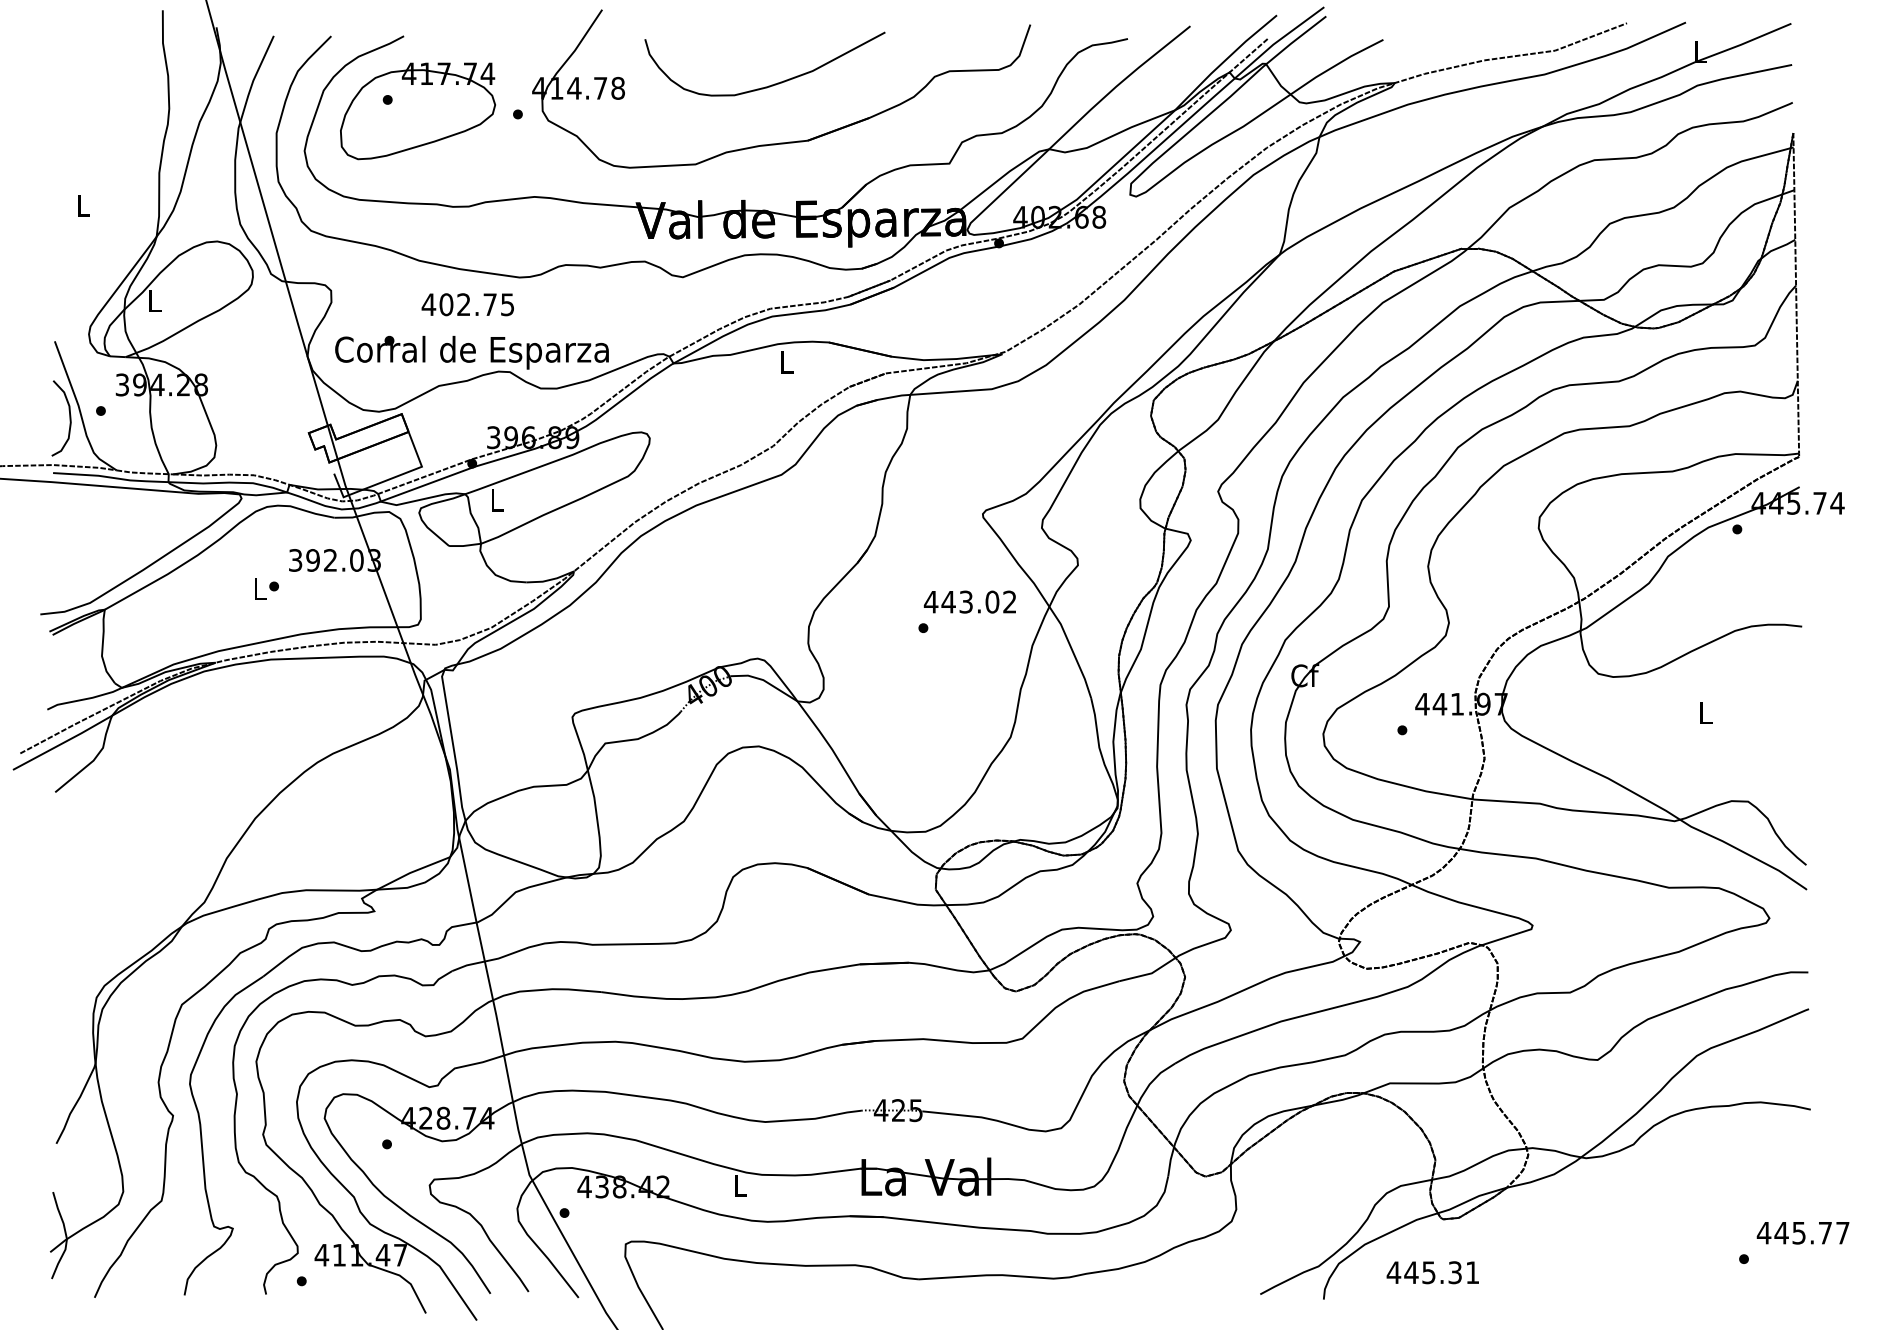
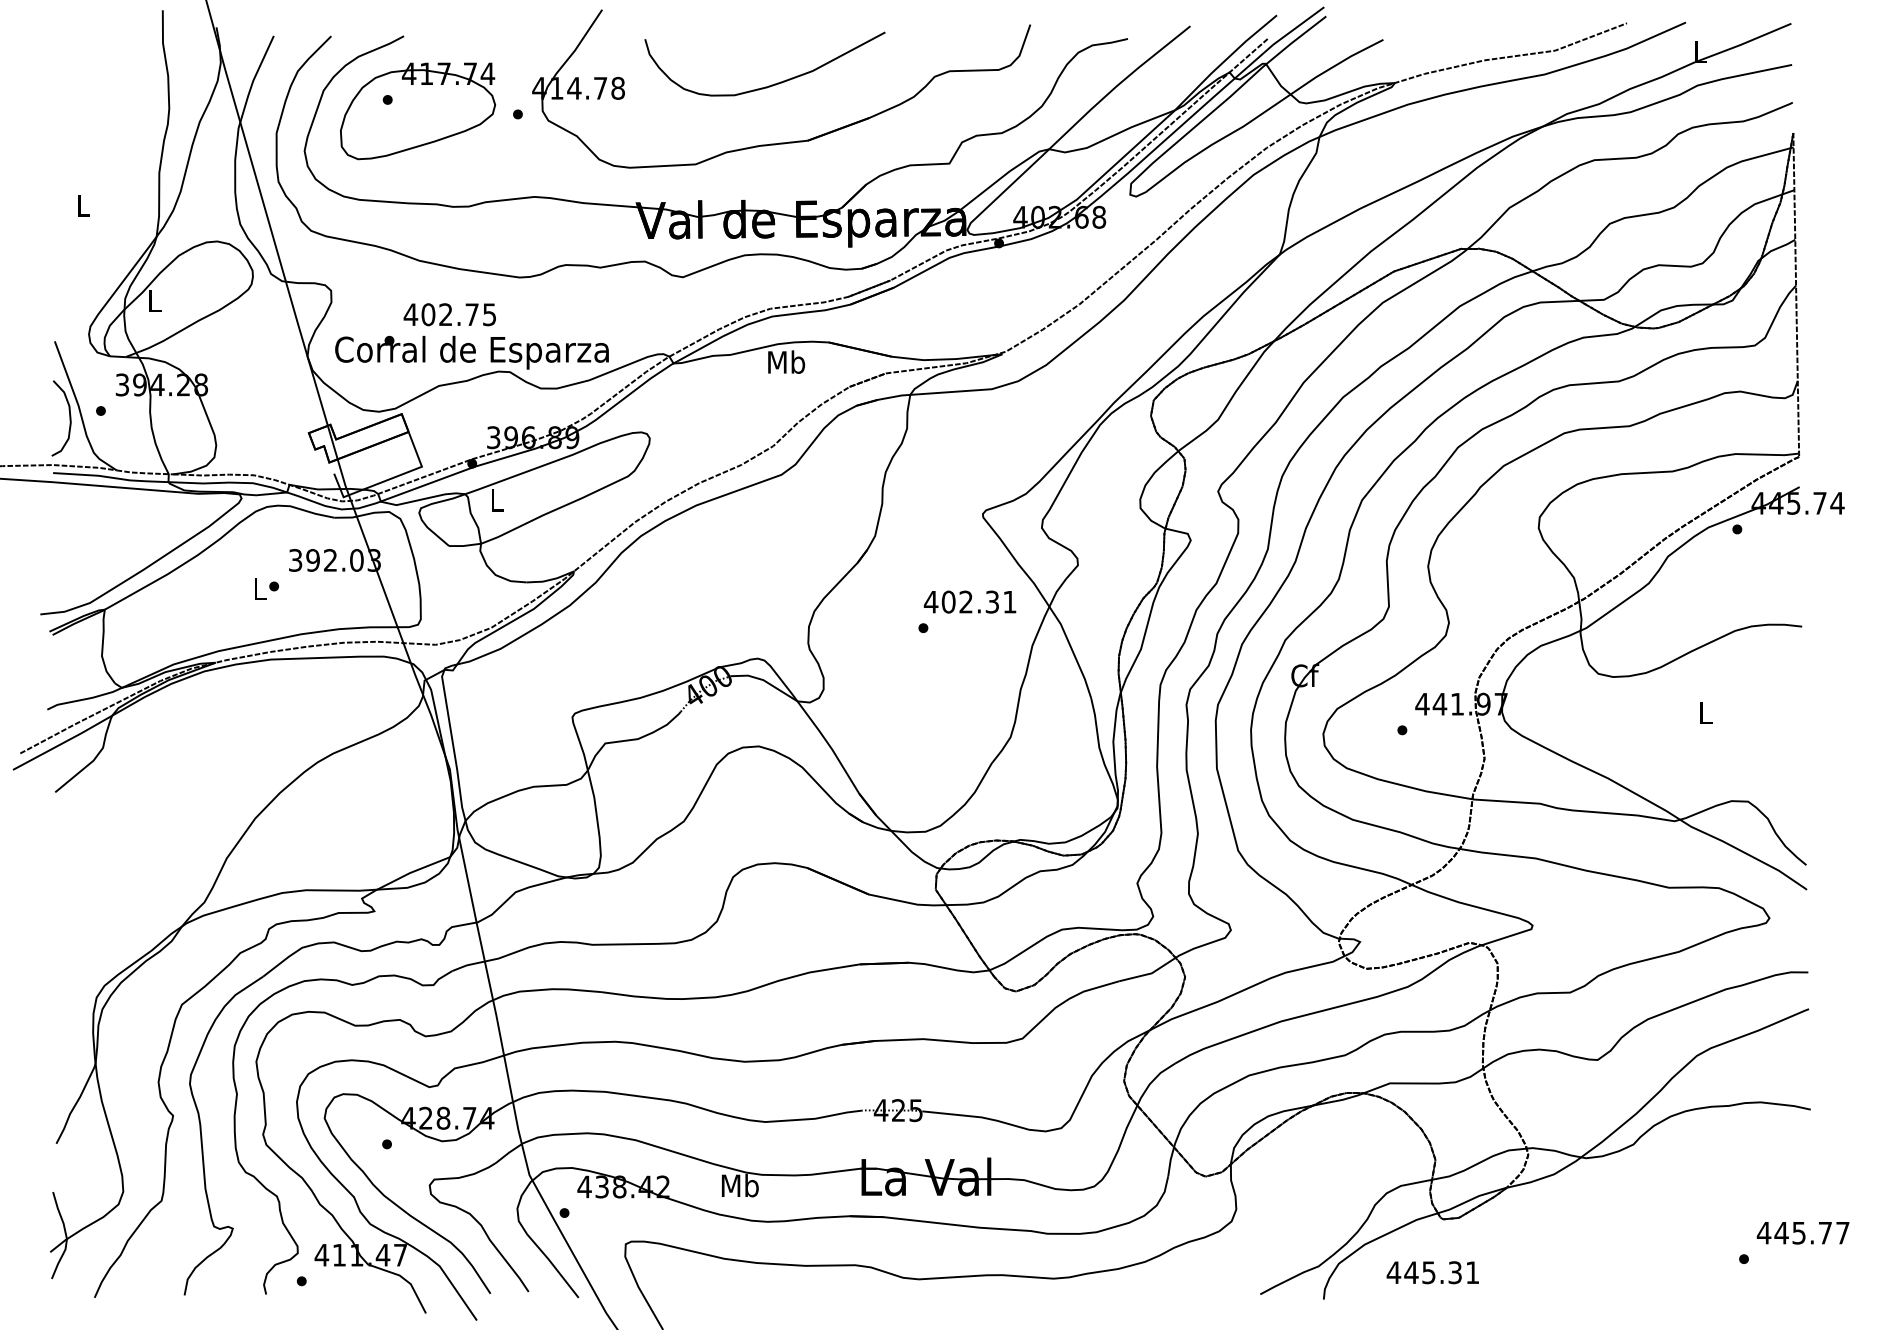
text position: (467, 304) -> (449, 314) (449, 314)
text: L -> Mb (786, 361)
text: 443.02 -> 402.31 (978, 601)
text: L -> Mb (739, 1185)
